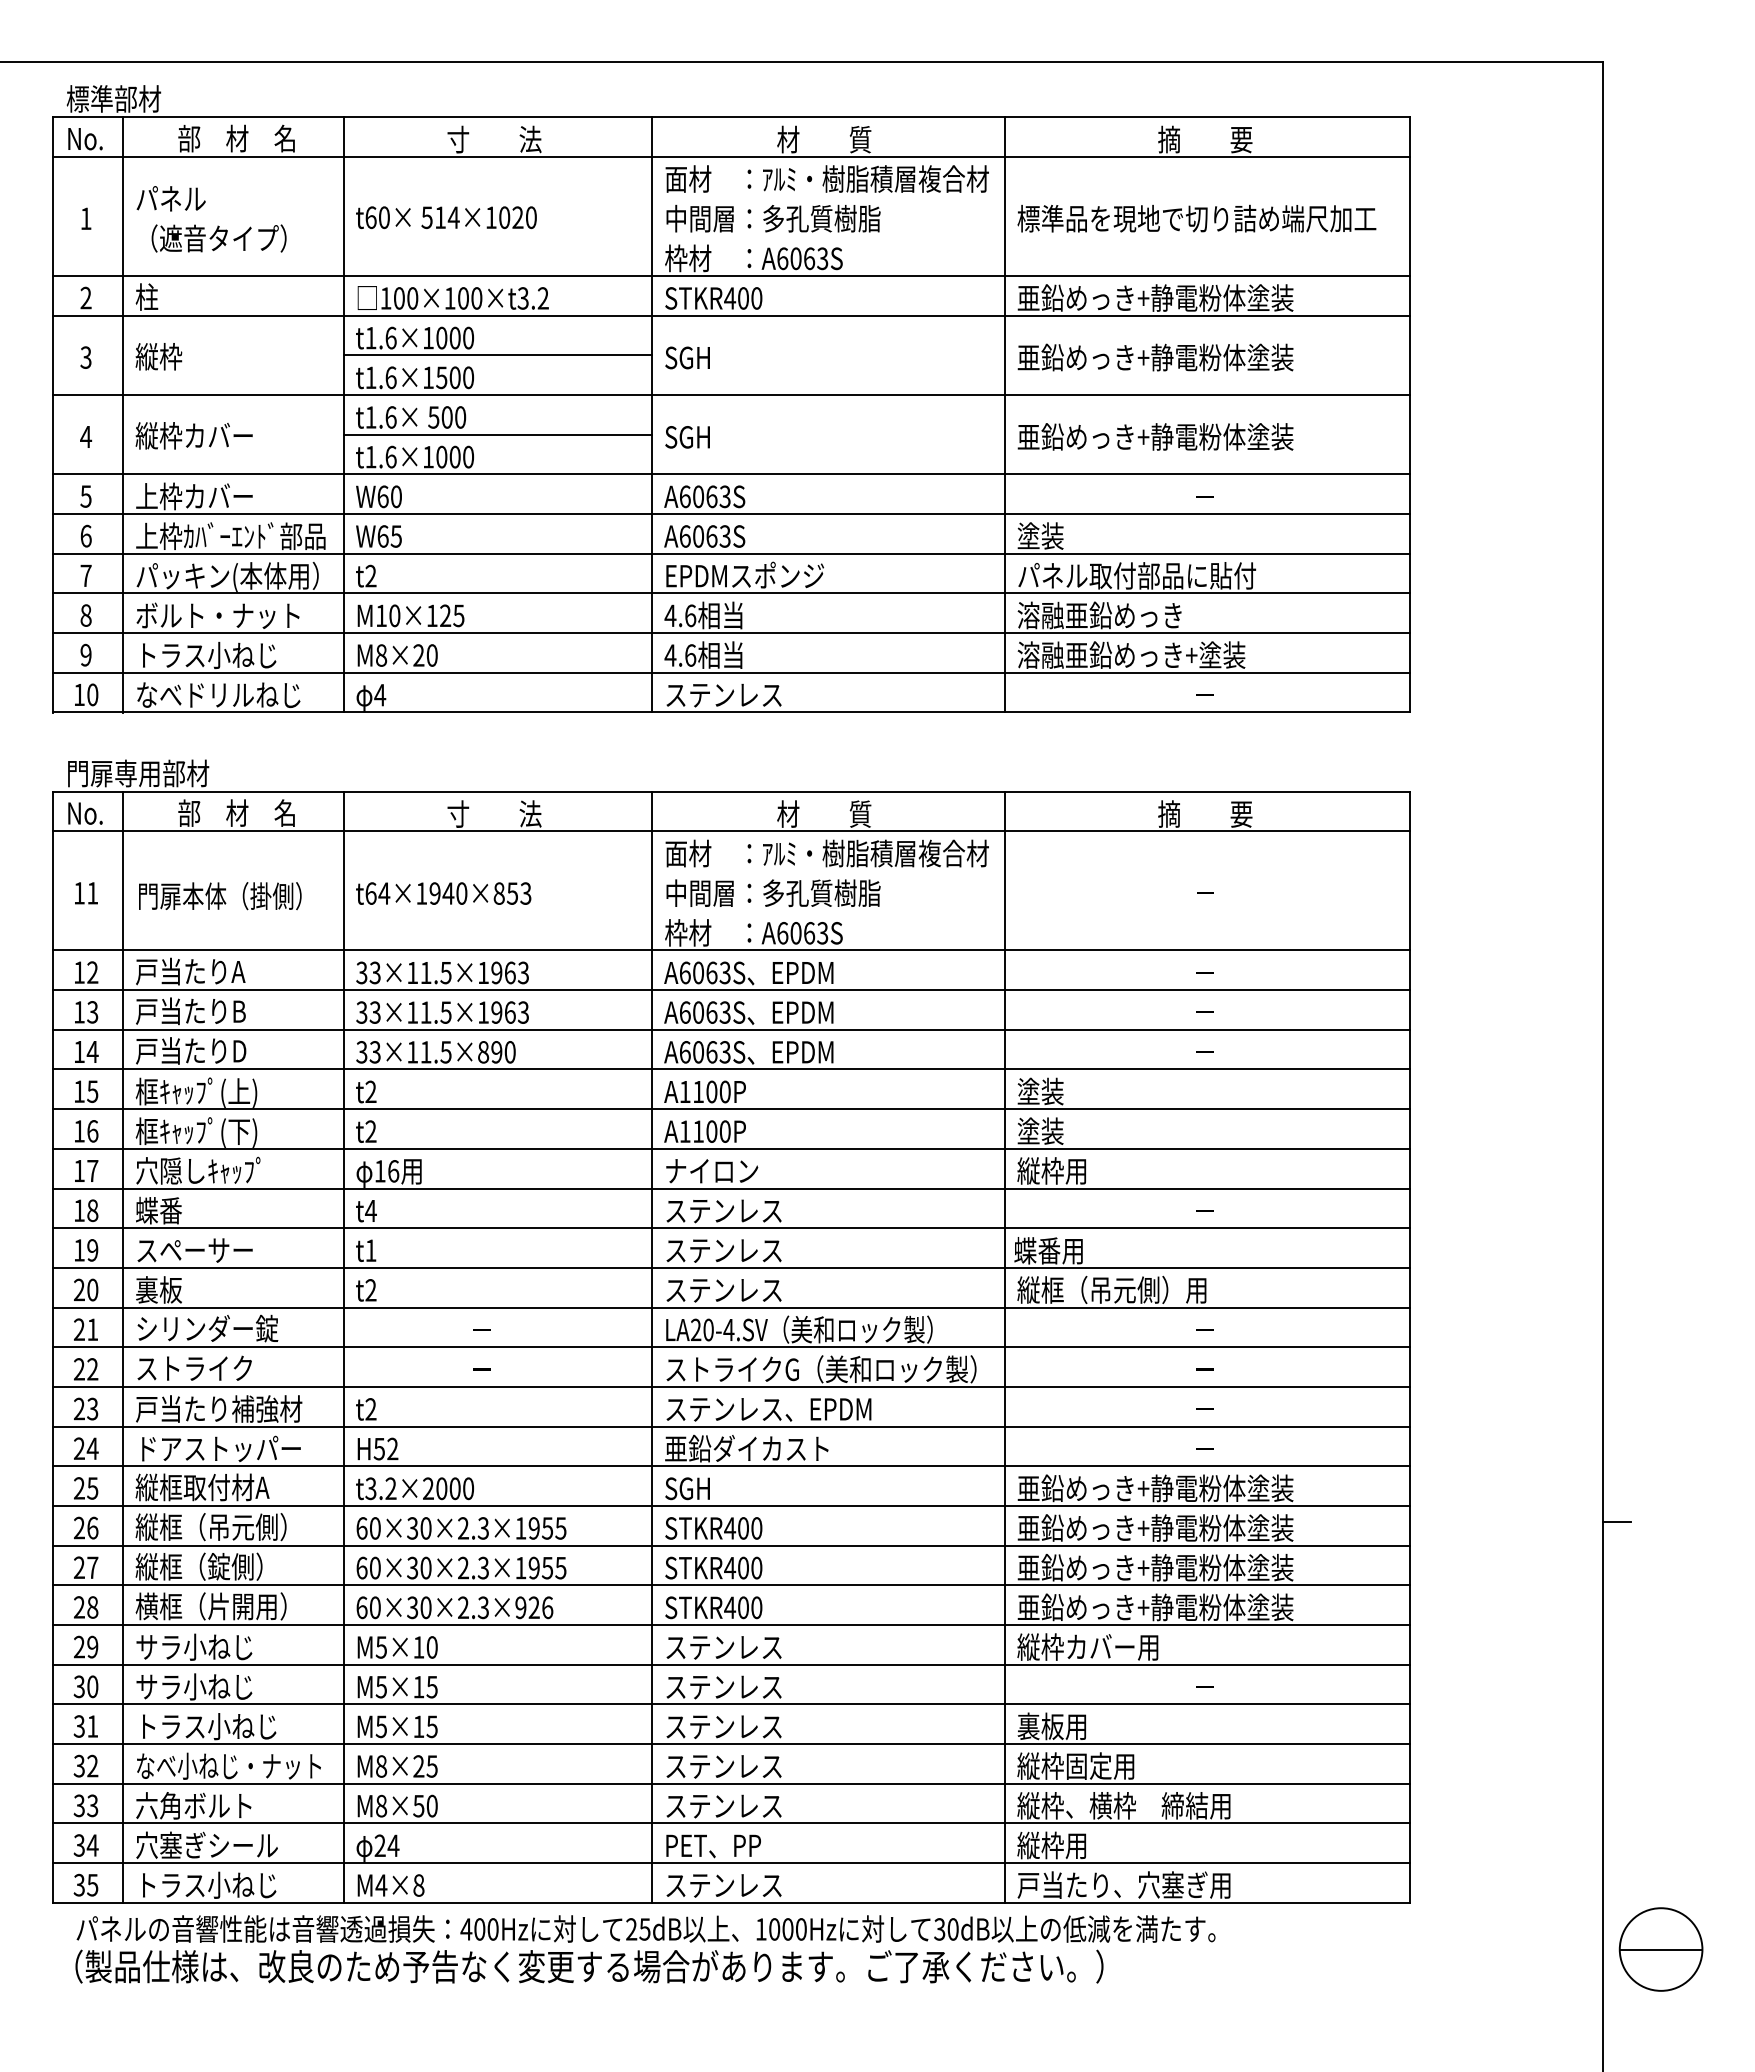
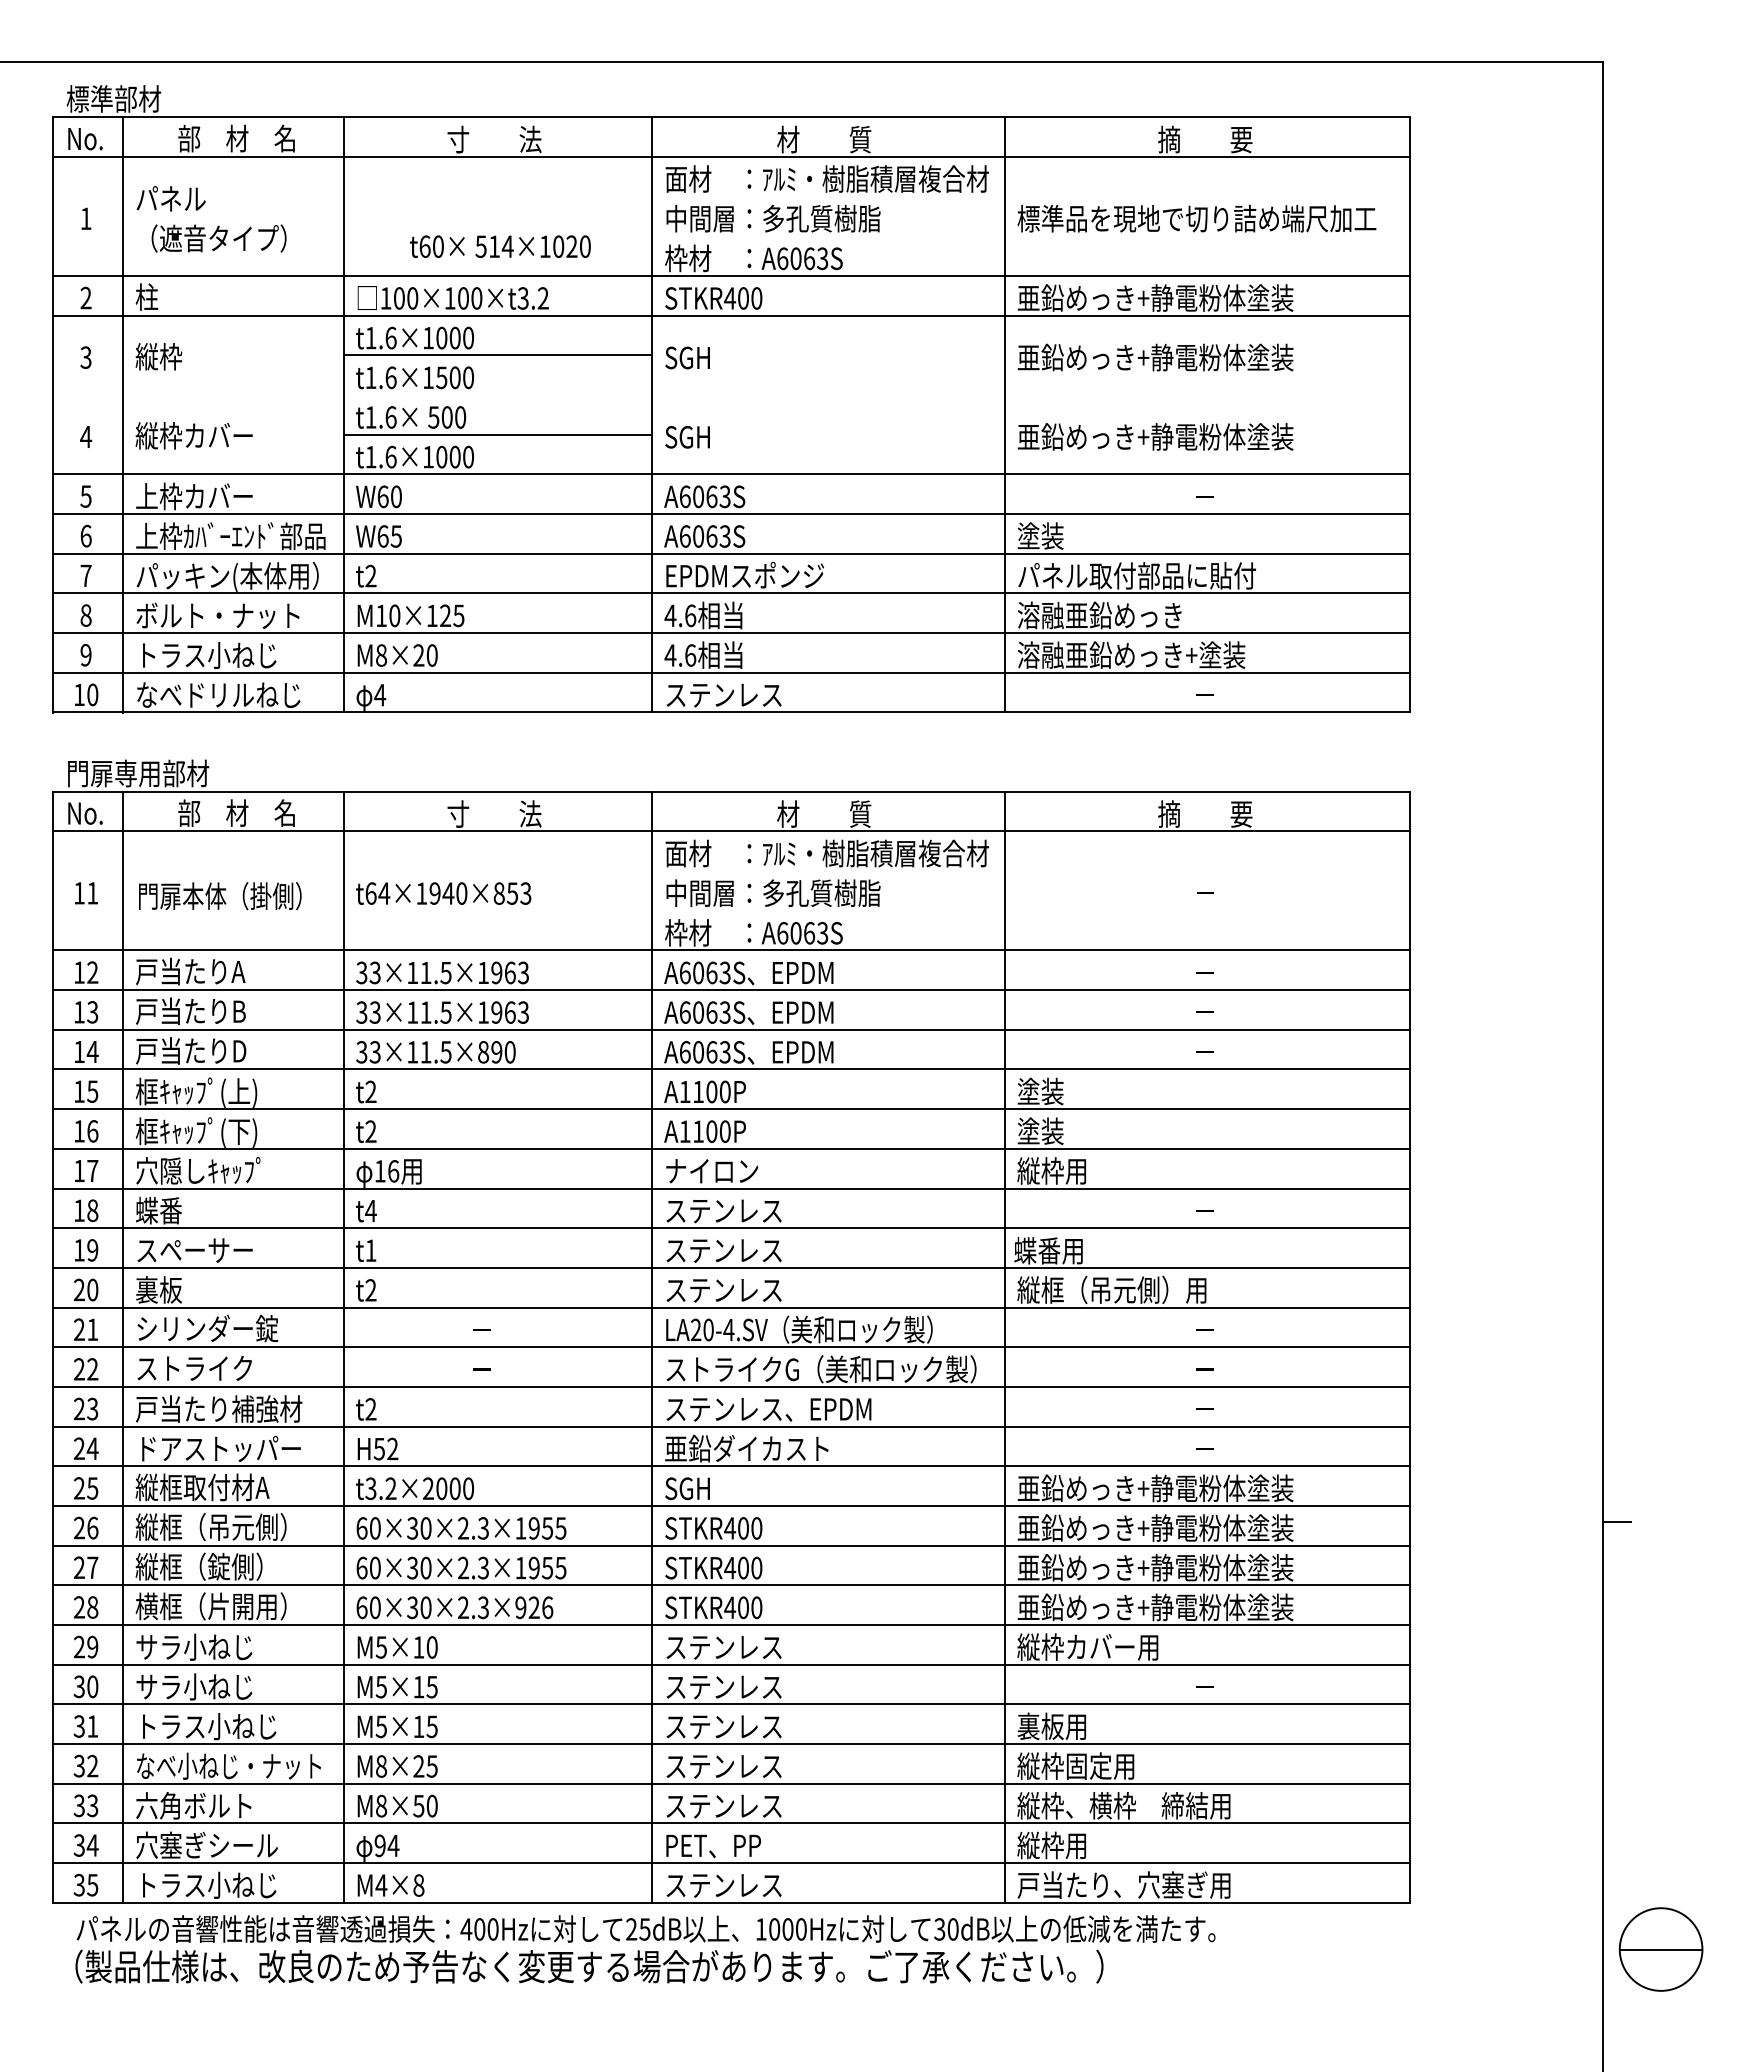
text position: (446, 217) -> (500, 246) (500, 246)
line: present -> none (731, 394)
text: 24 -> 94 (379, 1846)
